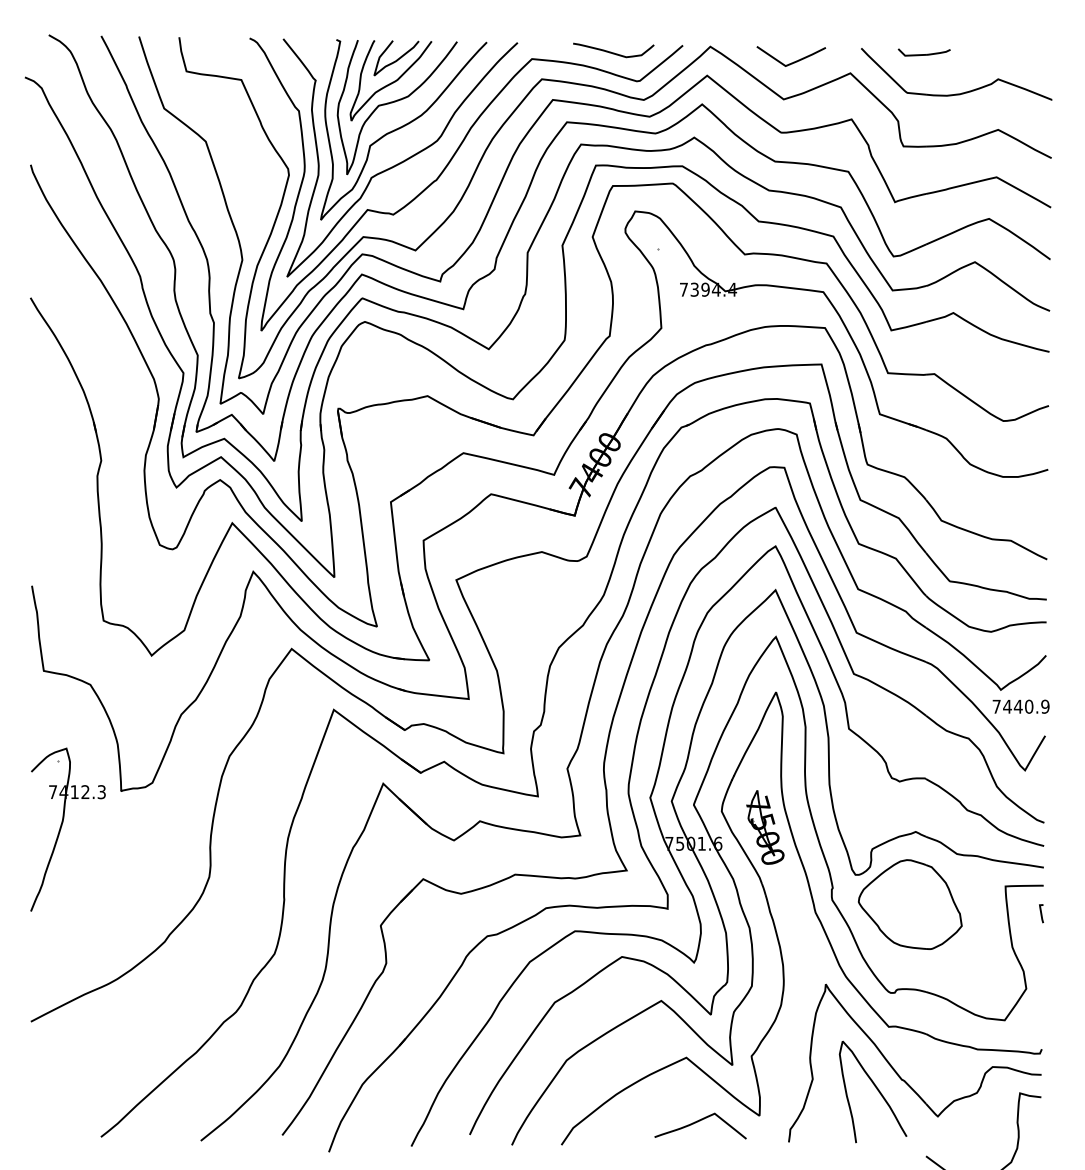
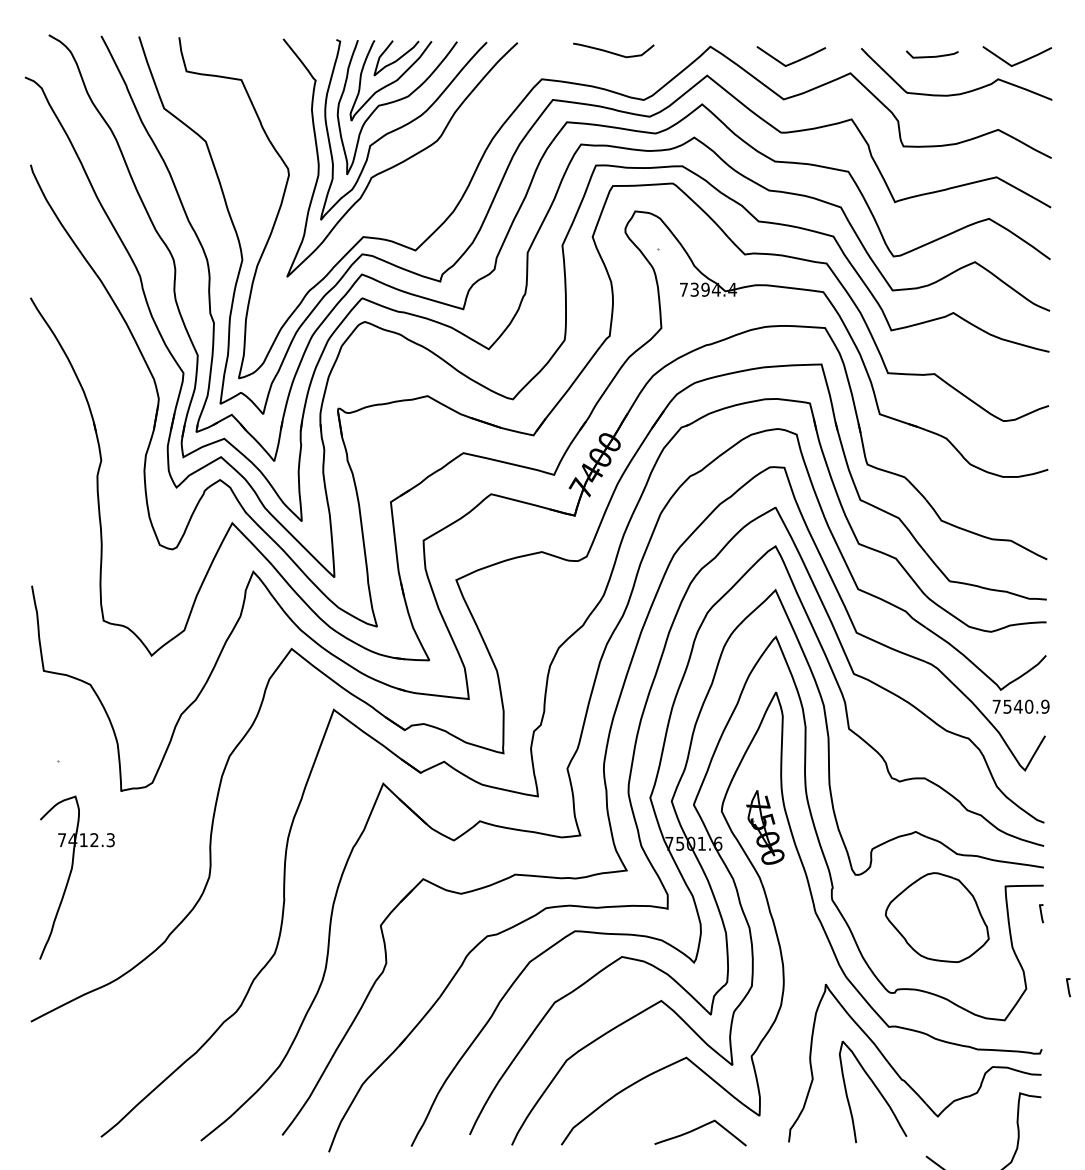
part position: (923, 52) -> (931, 54) (931, 54)
line: none -> present (1019, 61)
curve: present -> none (444, 171)
text: 7440.9 -> 7540.9 (1007, 706)
part position: (67, 829) -> (76, 877) (76, 877)
part position: (909, 904) -> (936, 917) (936, 917)
line: none -> present (1068, 987)
curve position: (698, 1122) -> (698, 1129) (698, 1129)
